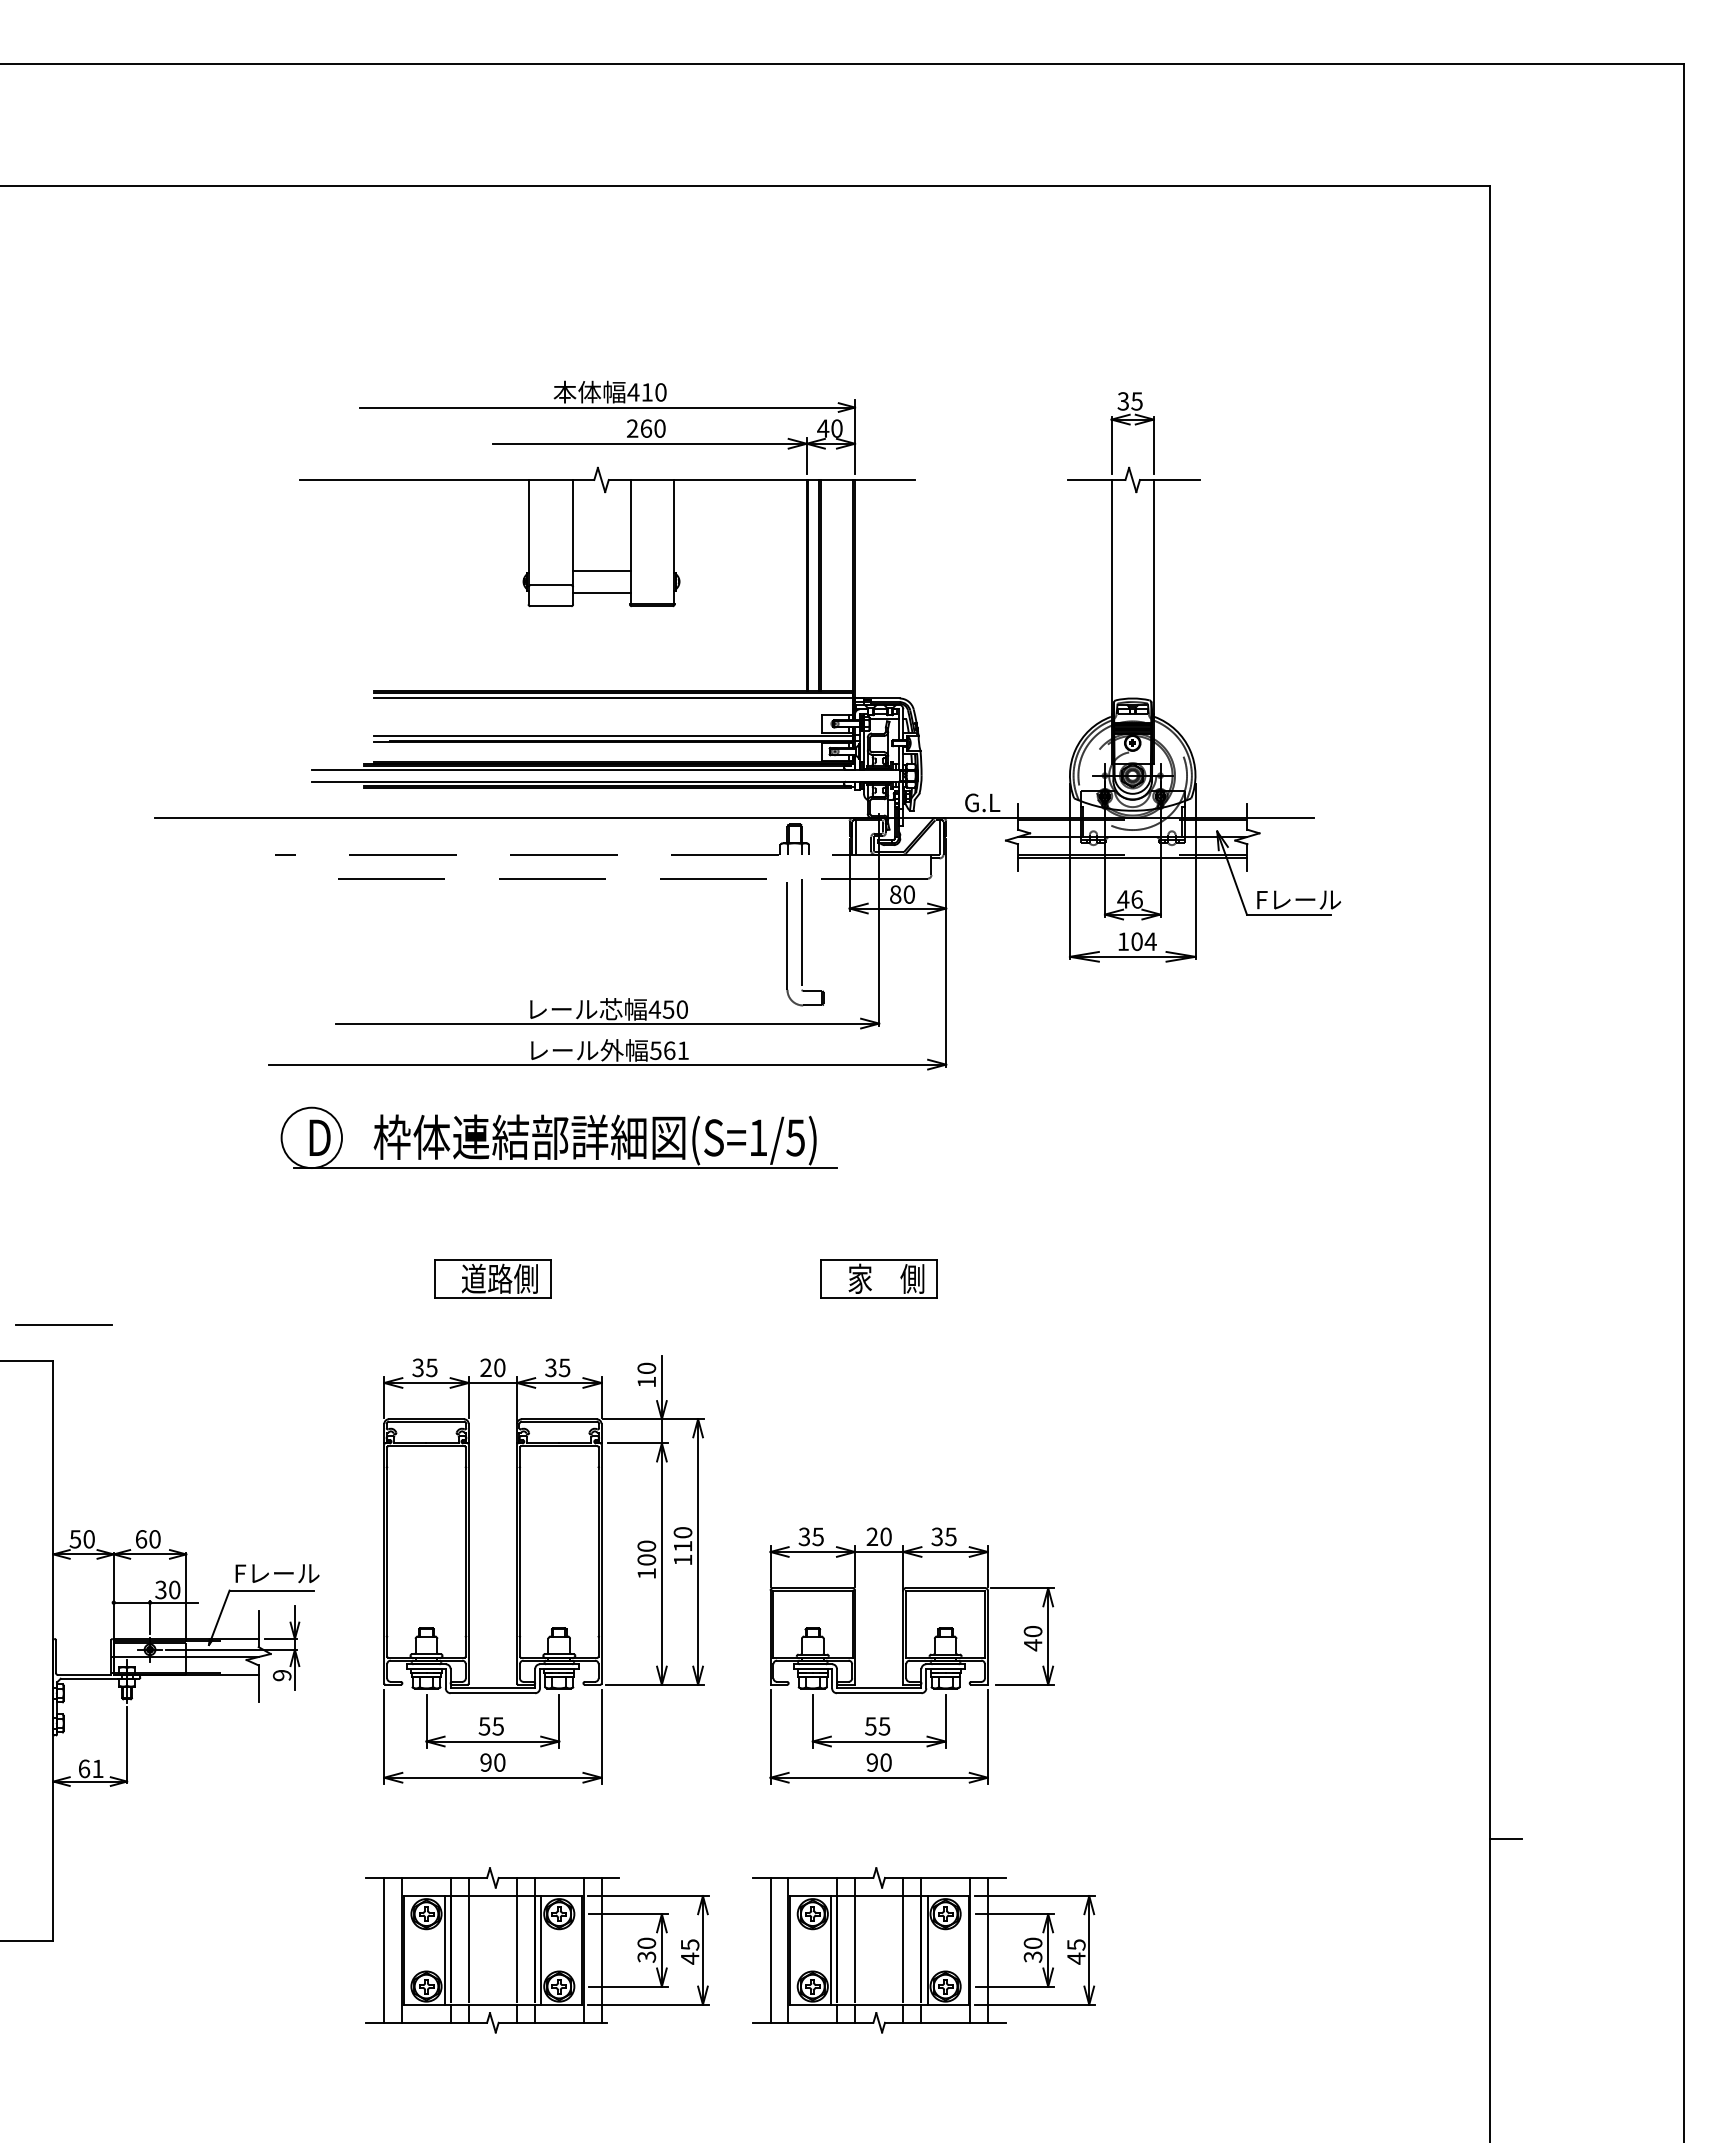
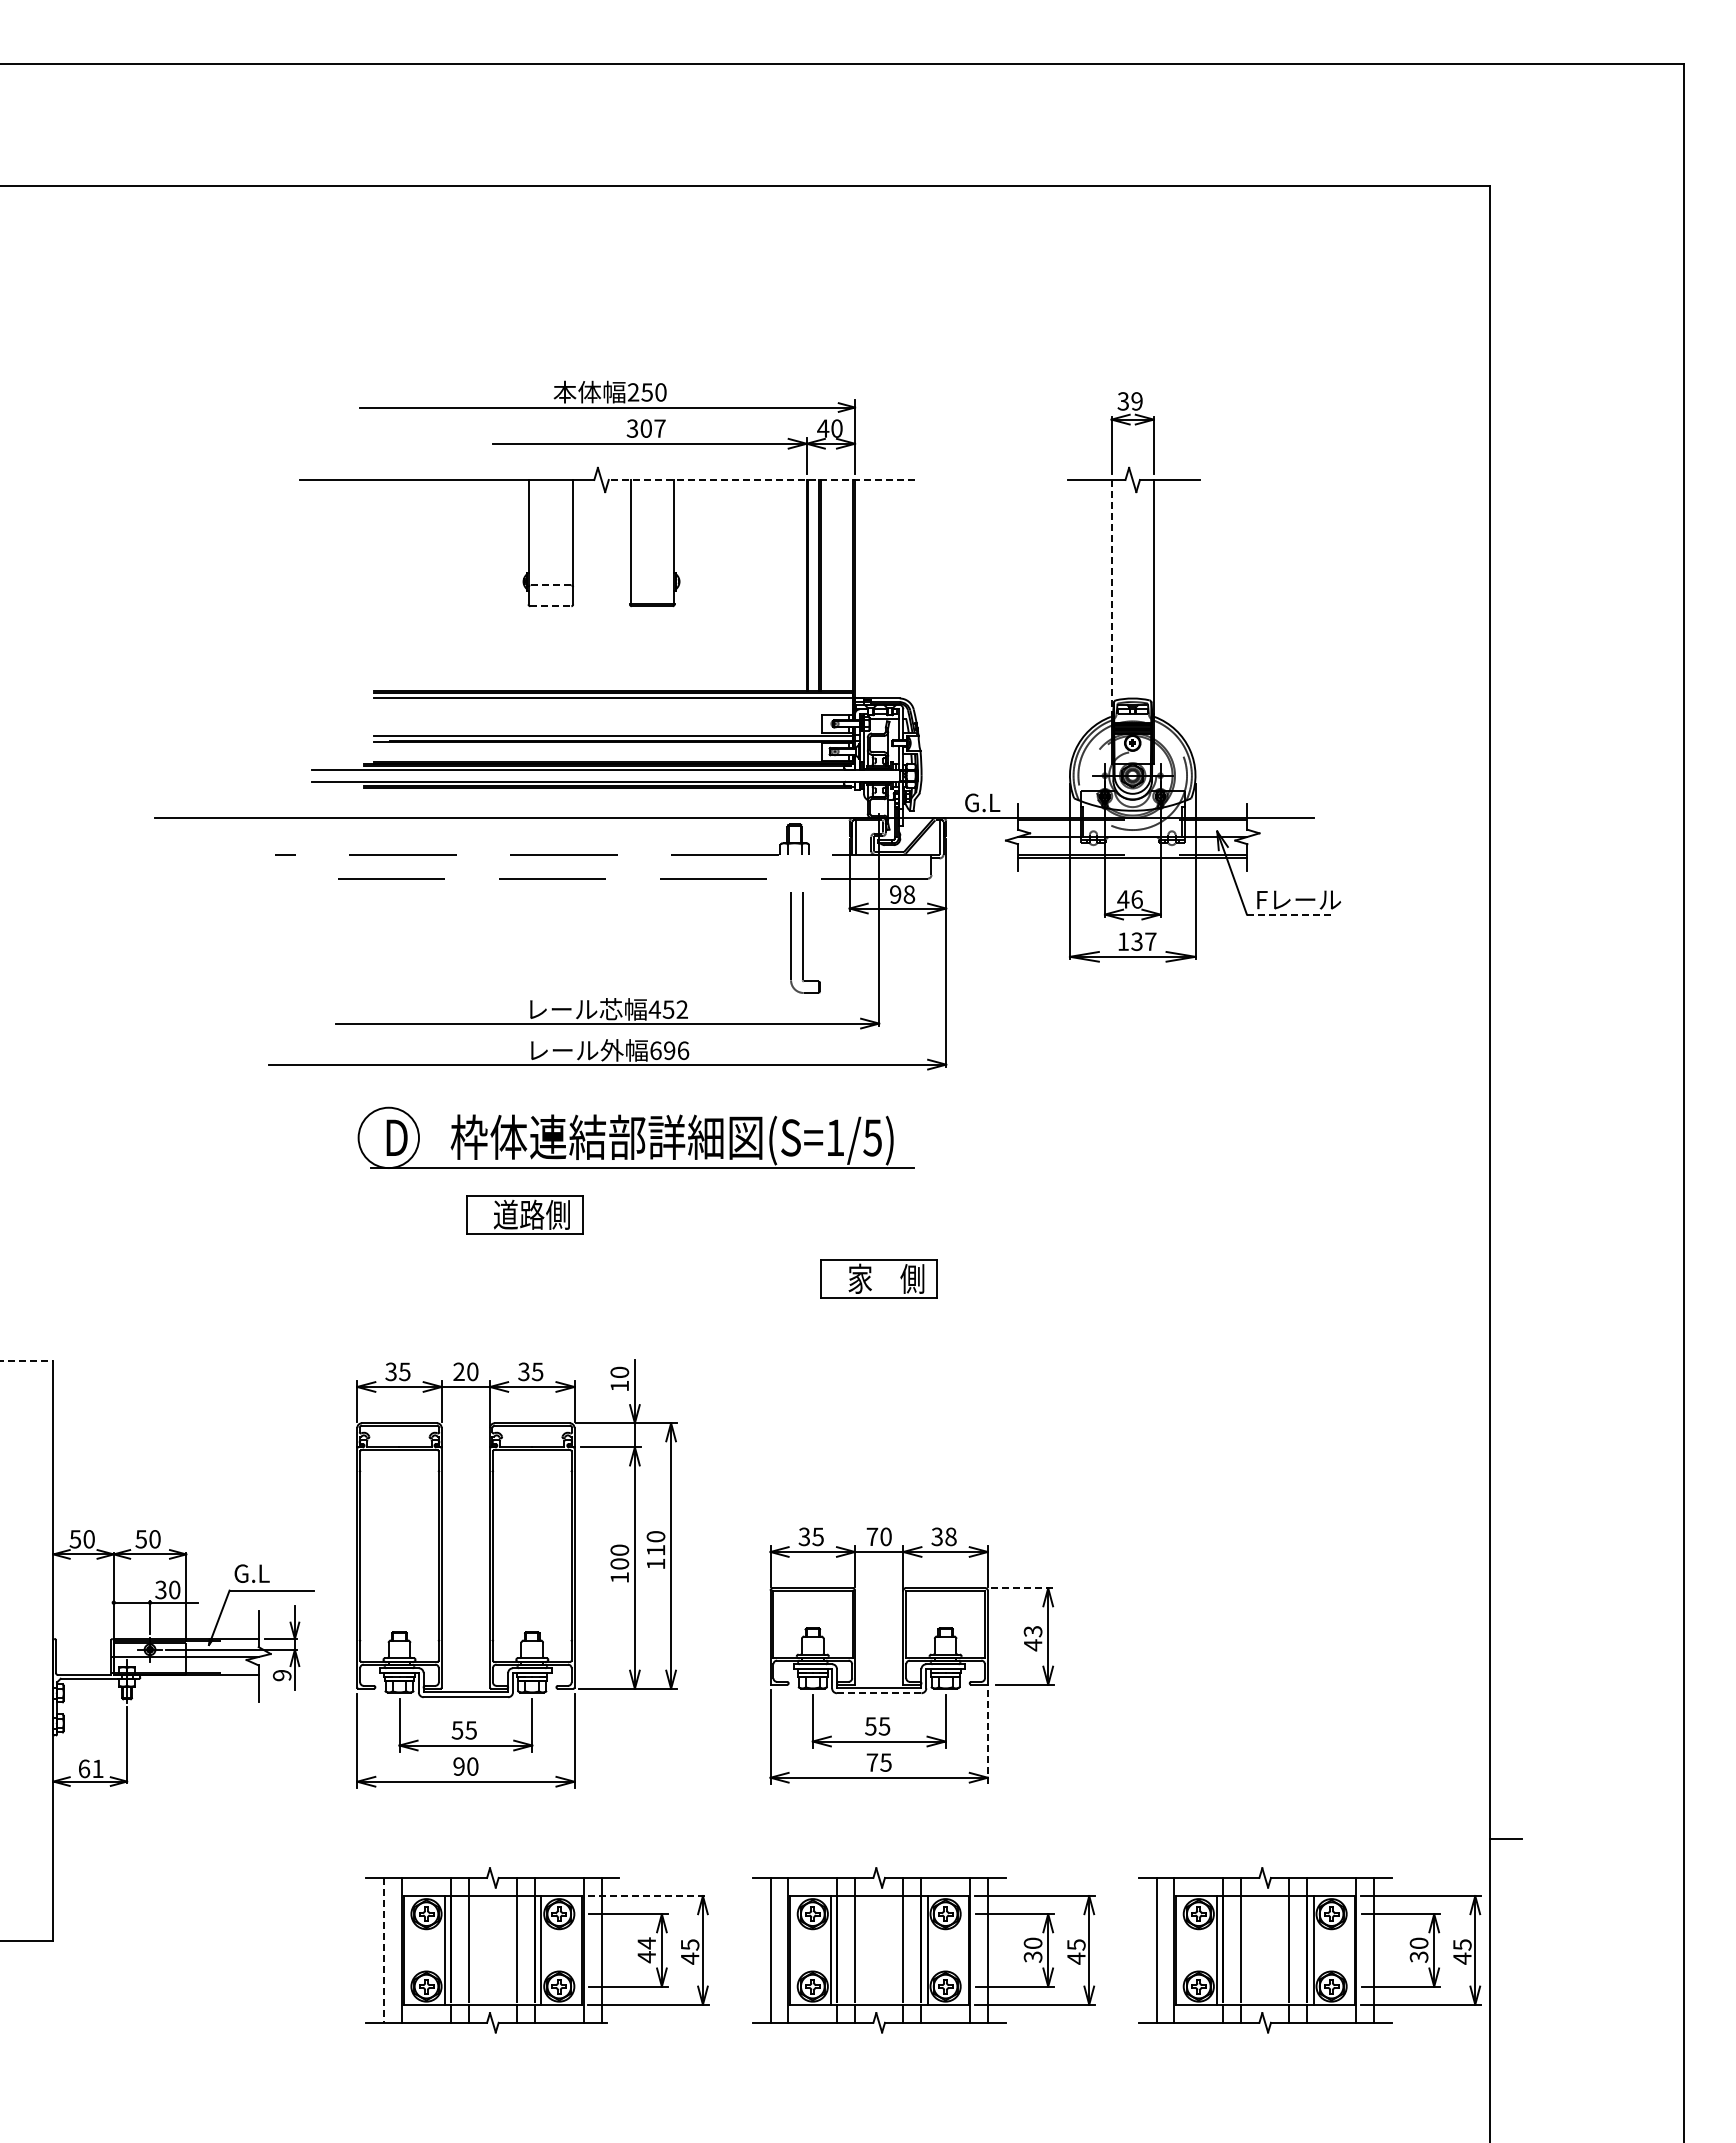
text: 410 -> 250 (639, 392)
text: 35 -> 39 (1136, 401)
text: 260 -> 307 (645, 428)
line: solid -> dashed (761, 479)
line: present -> none (601, 570)
line: solid -> dashed (550, 585)
line: present -> none (601, 592)
line: solid -> dashed (1111, 596)
line: solid -> dashed (550, 606)
text: 80 -> 98 (902, 894)
line: solid -> dashed (1289, 914)
text: 104 -> 137 (1143, 941)
part size: 39x128 px -> 31x102 px (805, 942)
text: 450 -> 452 (681, 1009)
text: 561 -> 696 (669, 1050)
part position: (558, 1137) -> (635, 1137) (635, 1137)
part position: (492, 1278) -> (524, 1214) (524, 1214)
line: present -> none (63, 1325)
line: solid -> dashed (27, 1361)
text: 20 -> 70 (872, 1536)
text: 35 -> 38 (950, 1536)
text: 60 -> 50 (141, 1539)
part position: (543, 1569) -> (516, 1573) (516, 1573)
text: Fレール -> G.L (276, 1573)
line: solid -> dashed (1023, 1588)
text: 40 -> 43 (1033, 1631)
line: solid -> dashed (879, 1693)
line: solid -> dashed (987, 1737)
text: 90 -> 75 (878, 1762)
line: solid -> dashed (649, 1896)
line: solid -> dashed (384, 1950)
text: 30 -> 44 (646, 1950)
part: none -> present (1309, 1950)
